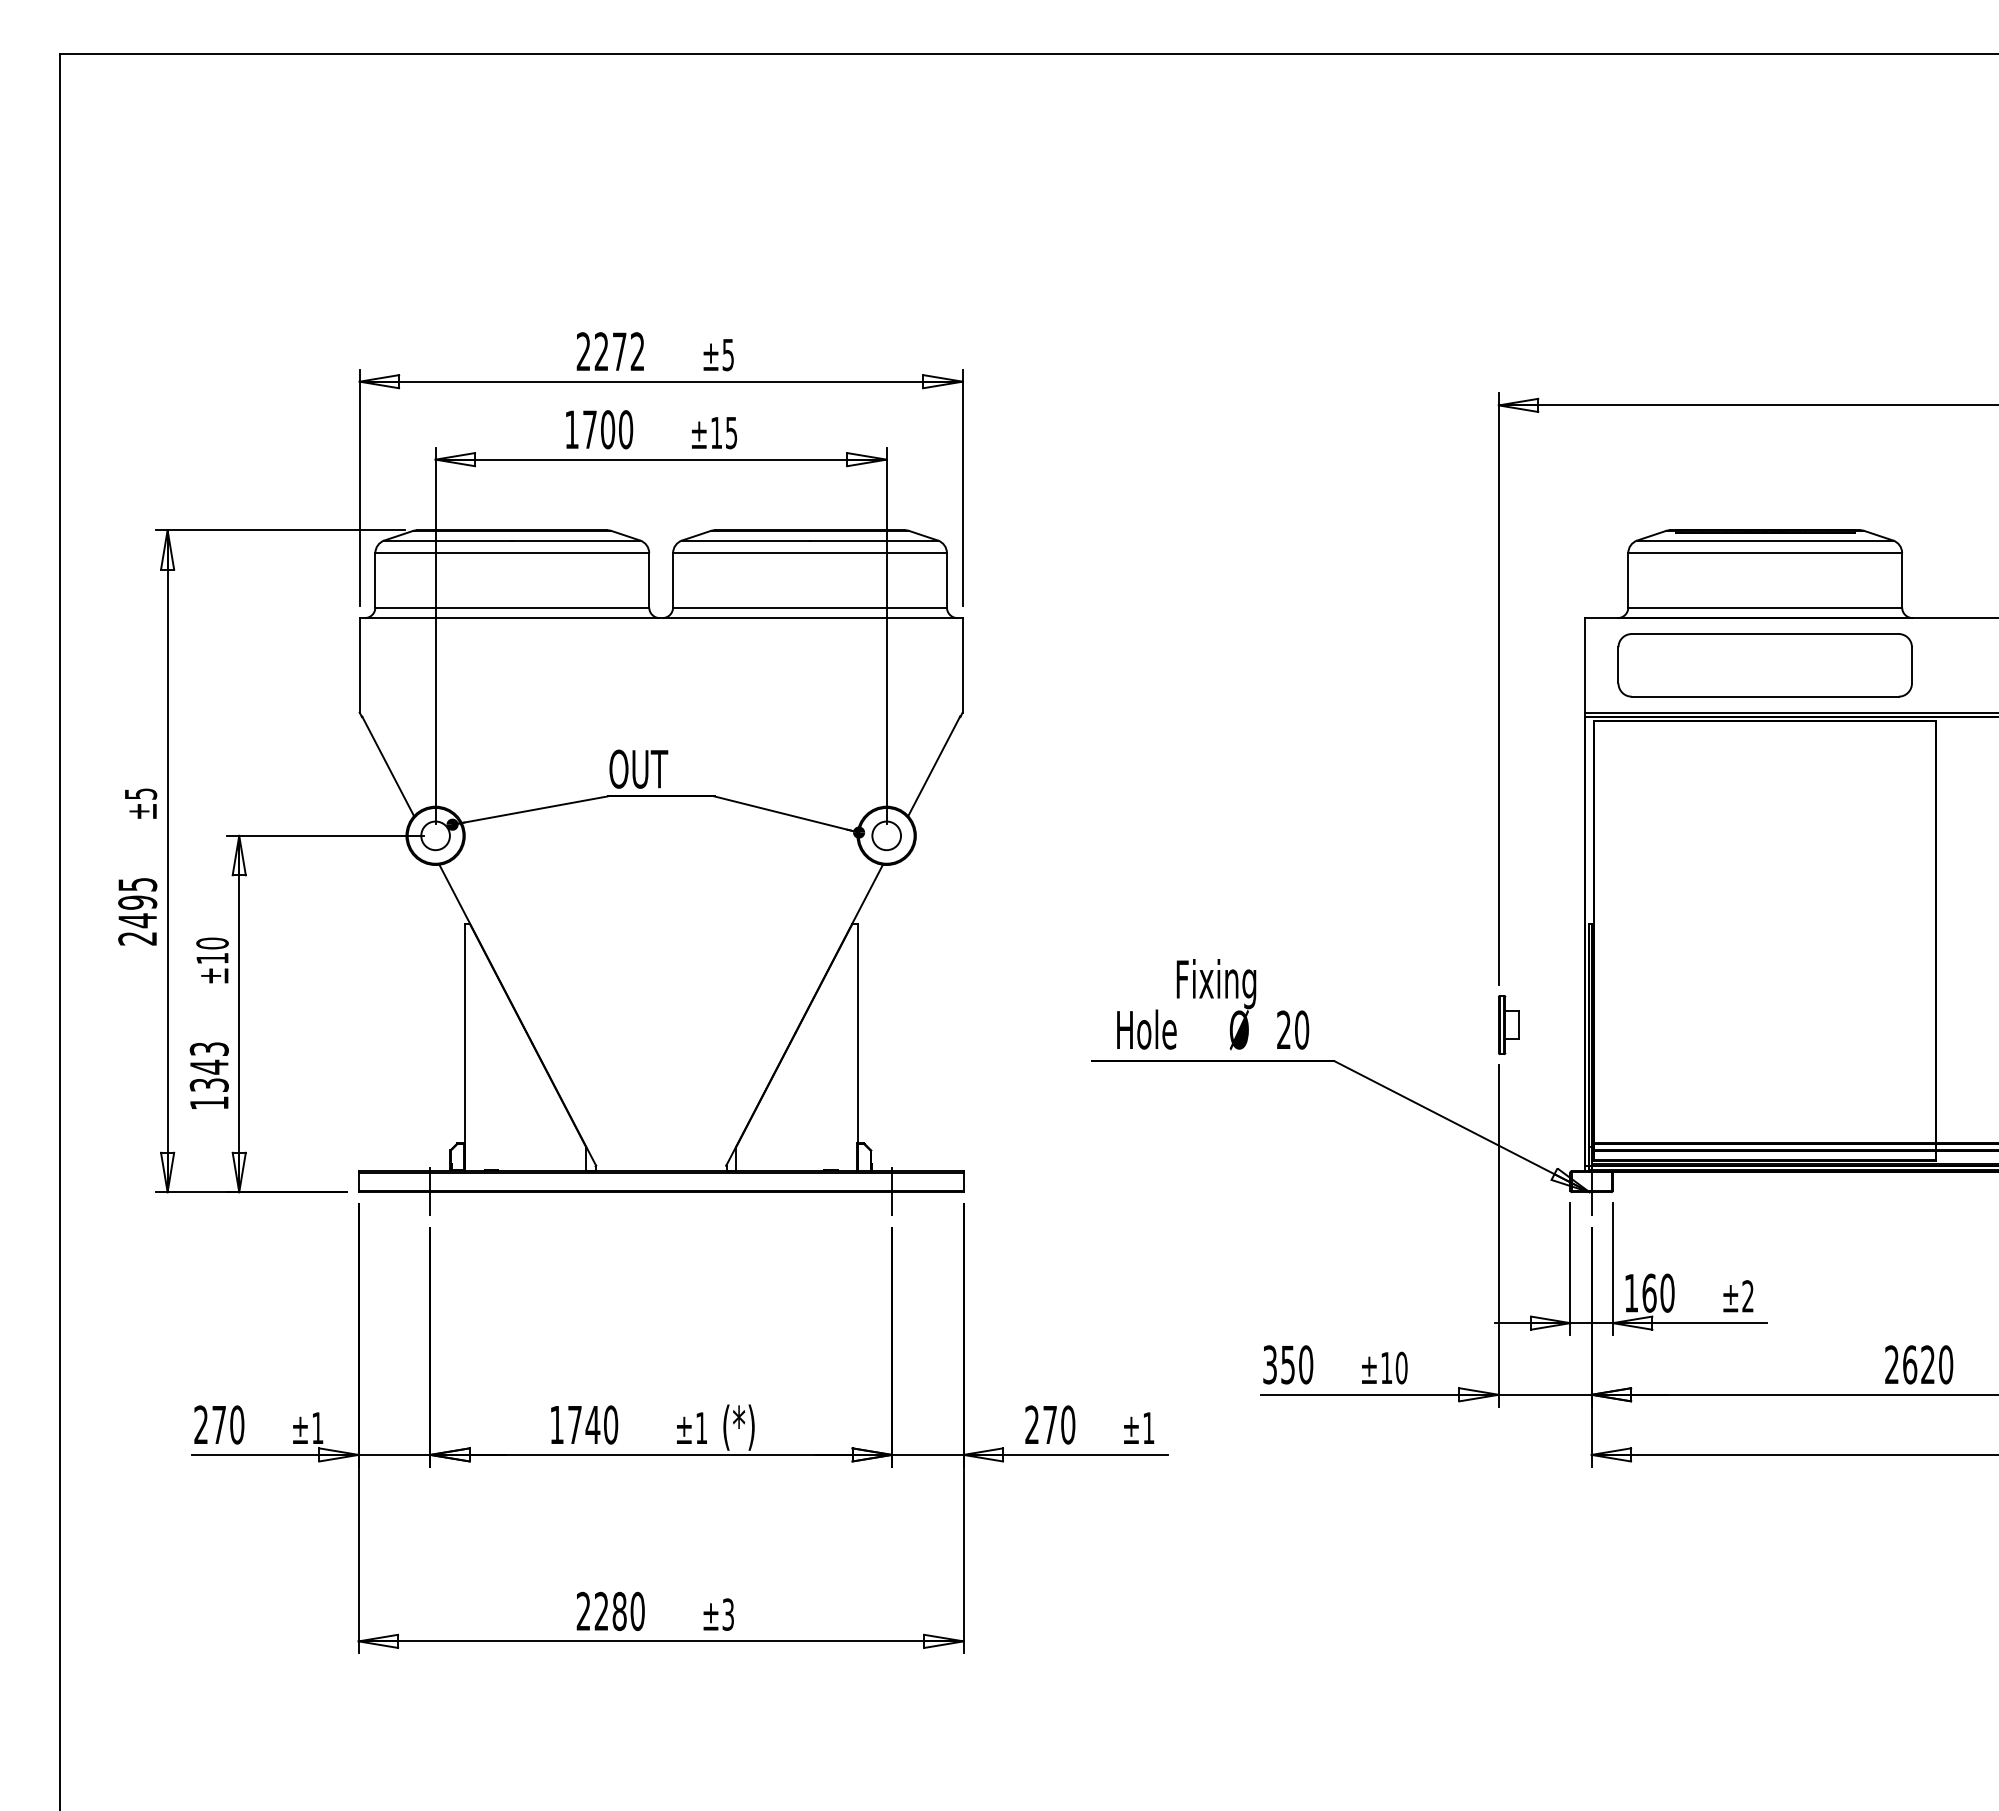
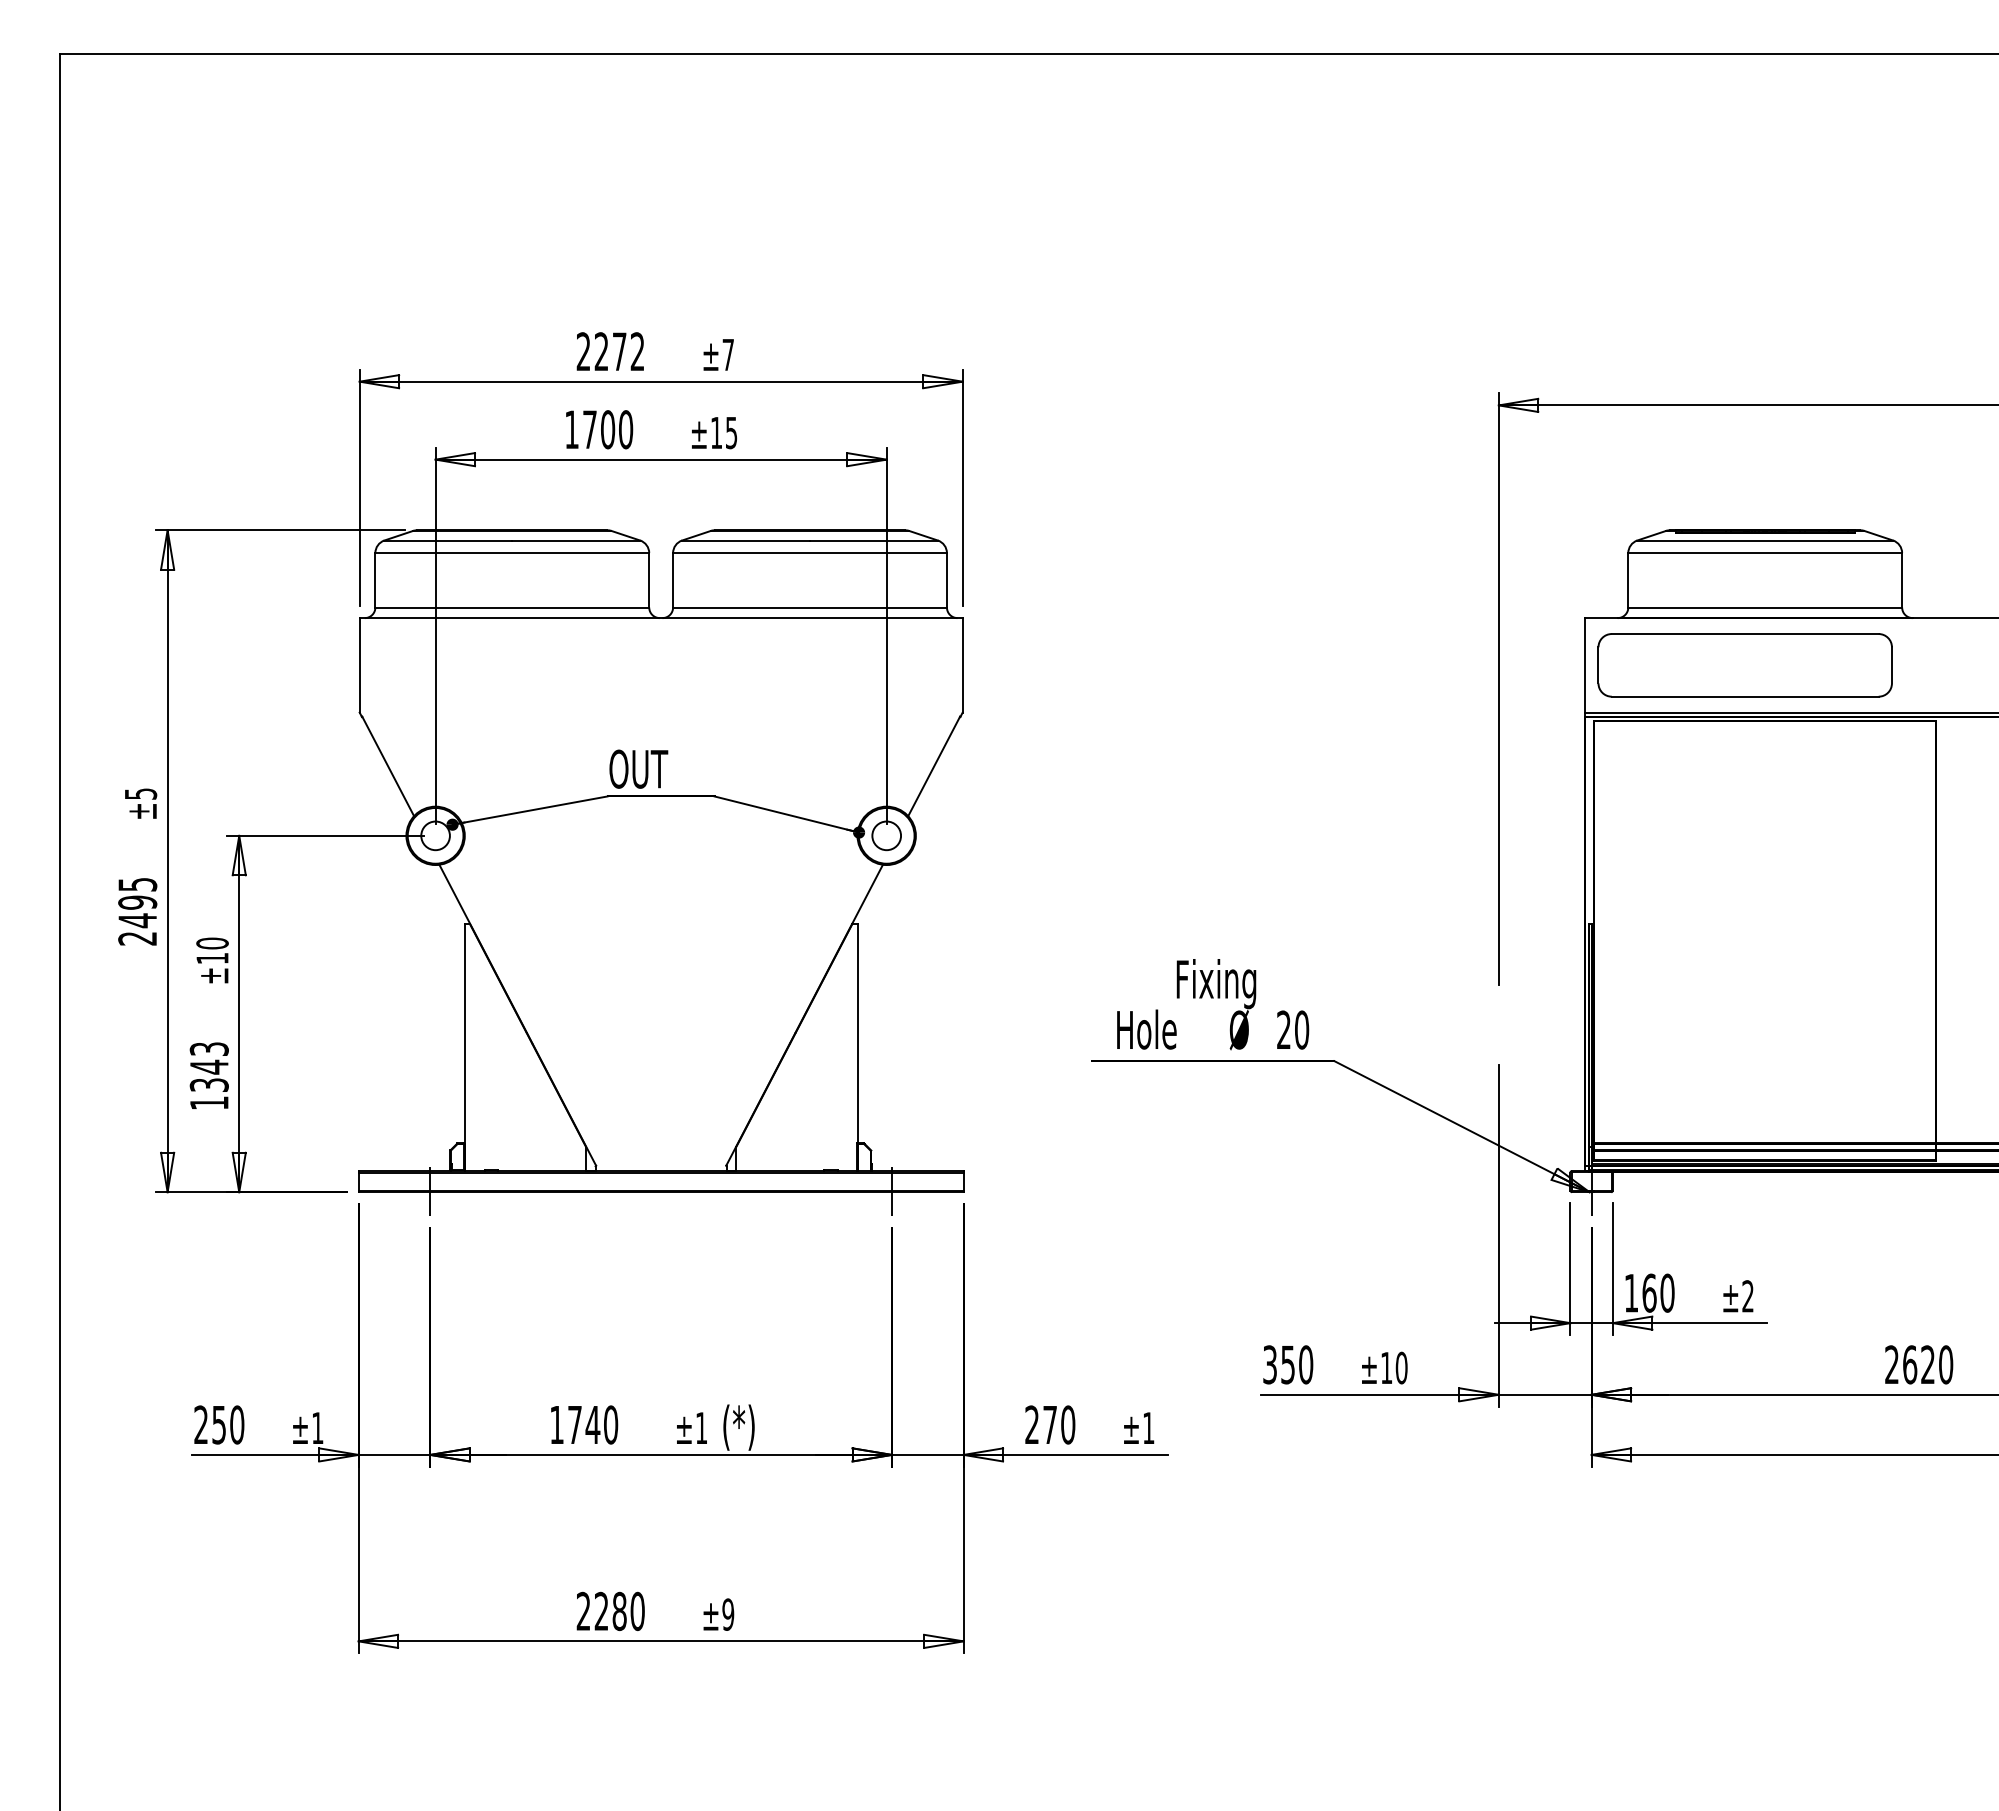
text: ±5 -> ±7 (727, 355)
part position: (1764, 665) -> (1744, 665) (1744, 665)
part: present -> none (1508, 1024)
text: 270 -> 250 (218, 1425)
text: ±3 -> ±9 (728, 1614)
